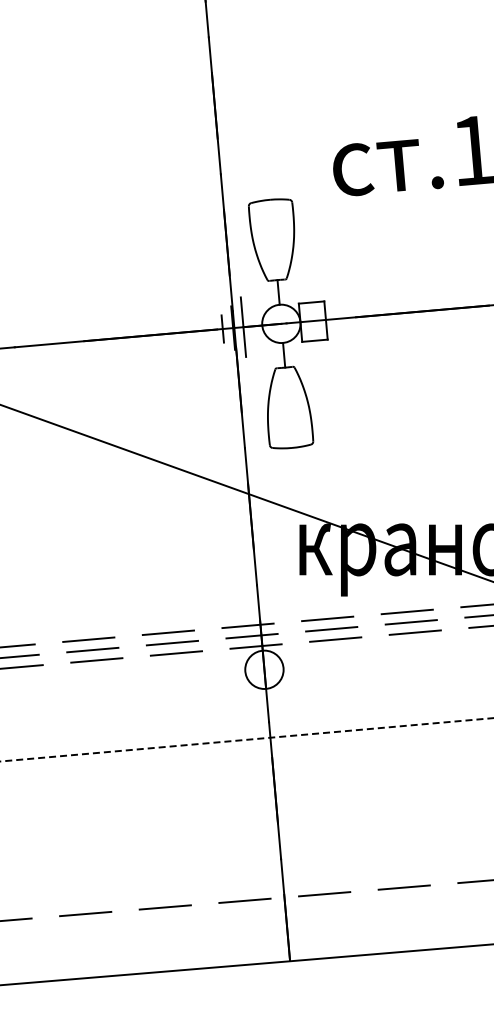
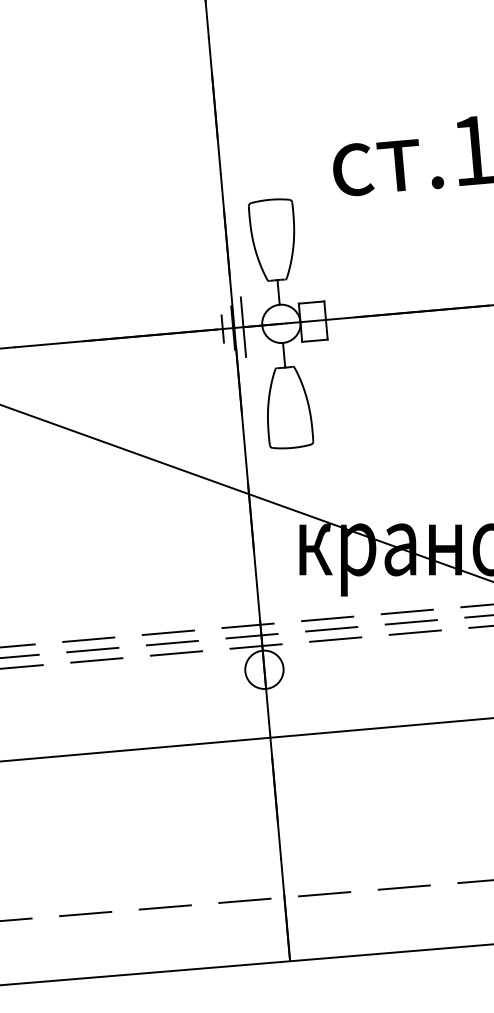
line: dashed -> solid (247, 739)
